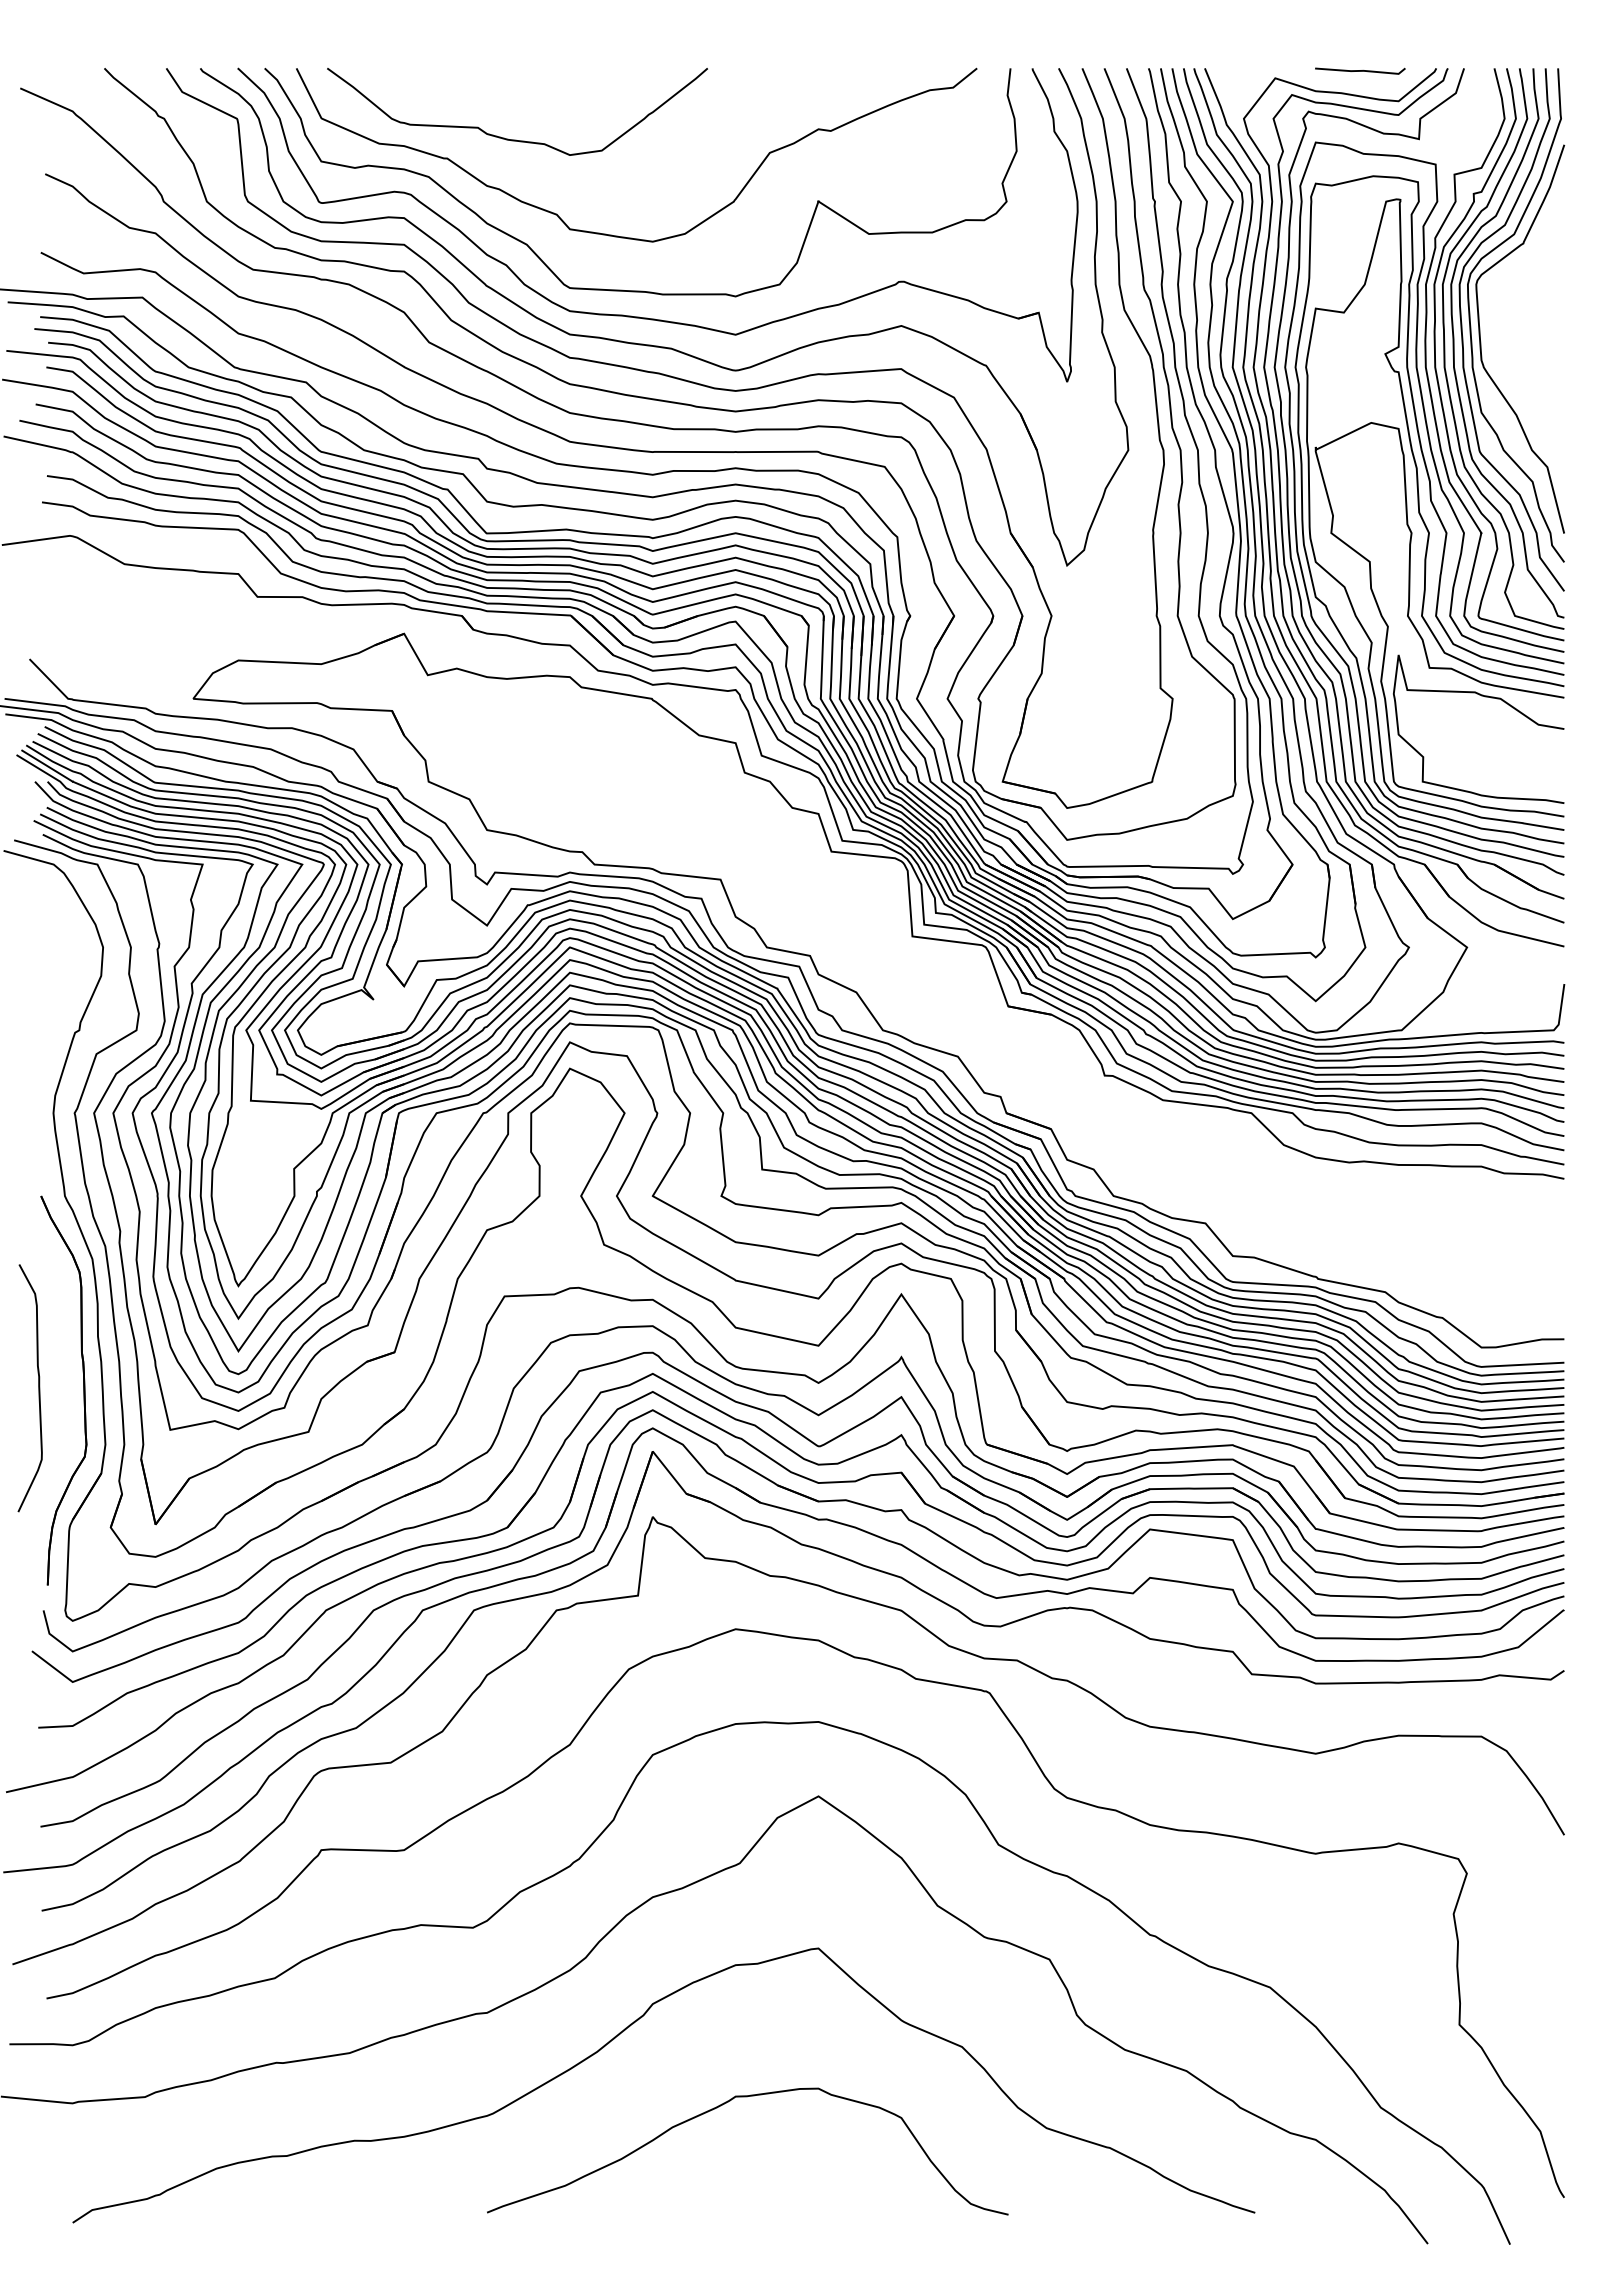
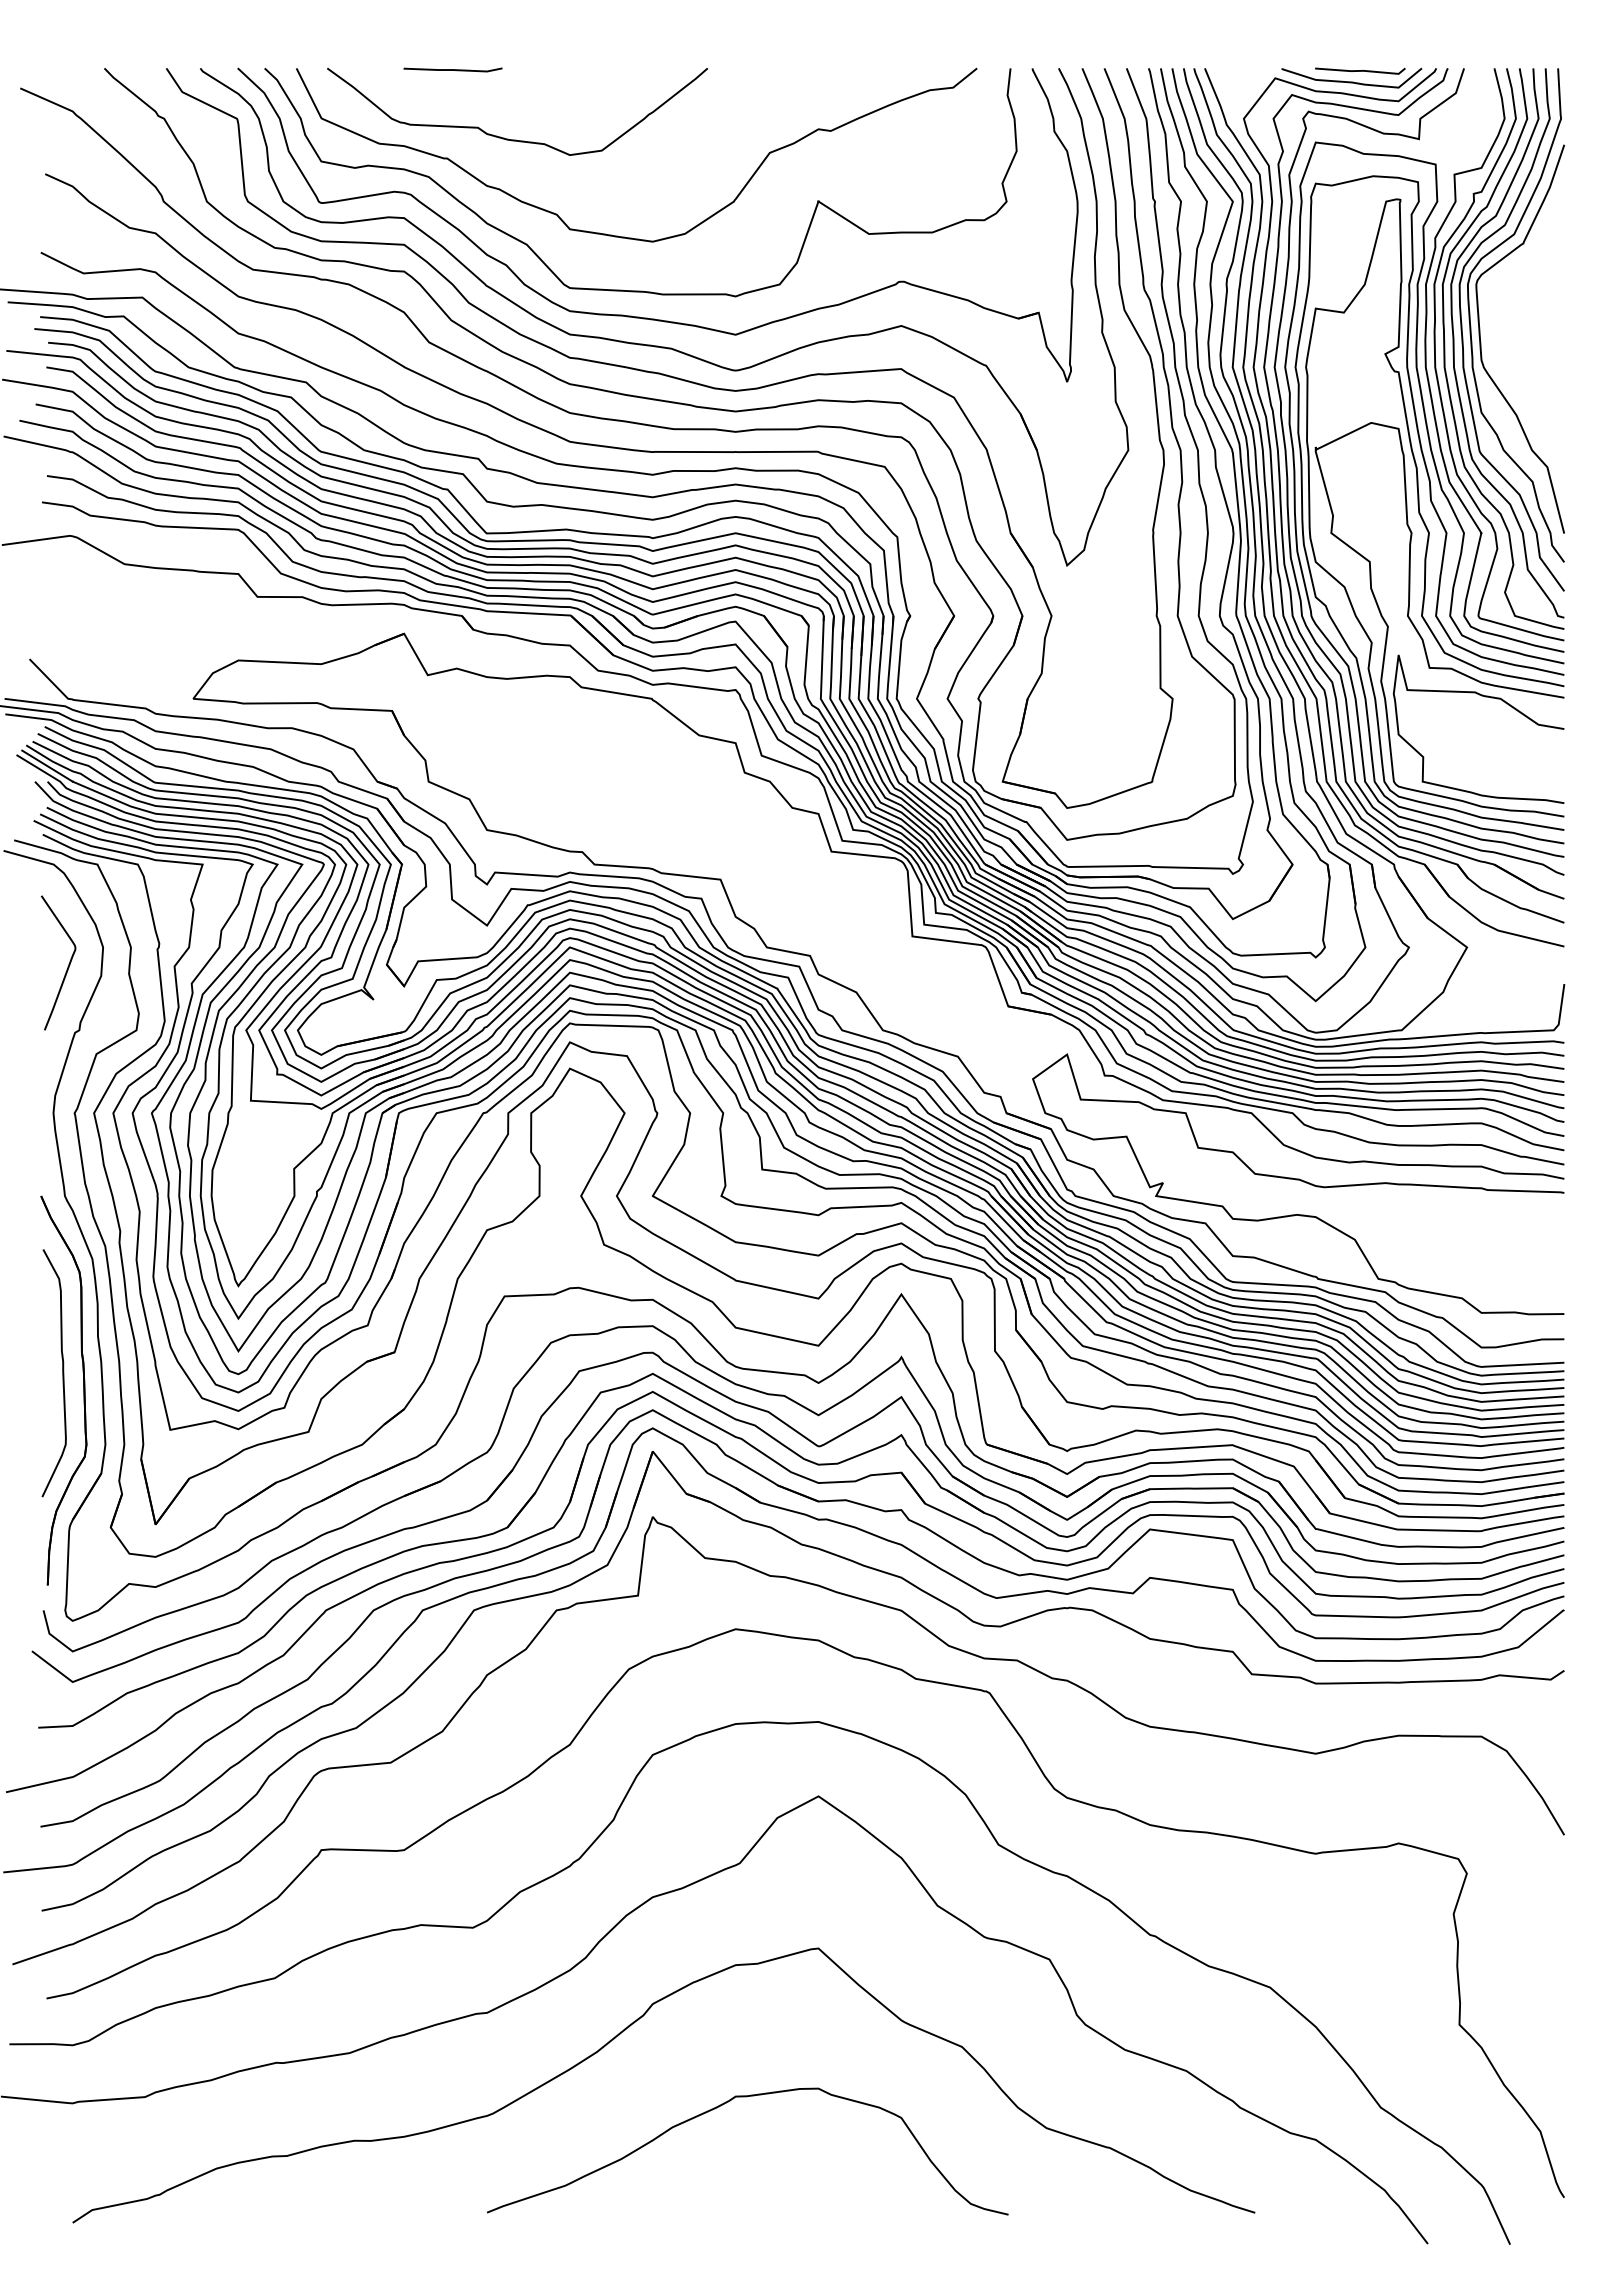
curve: none -> present (452, 69)
curve: none -> present (1351, 81)
curve: none -> present (67, 966)
curve: none -> present (1300, 1181)
curve position: (38, 1388) -> (62, 1373) (62, 1373)
